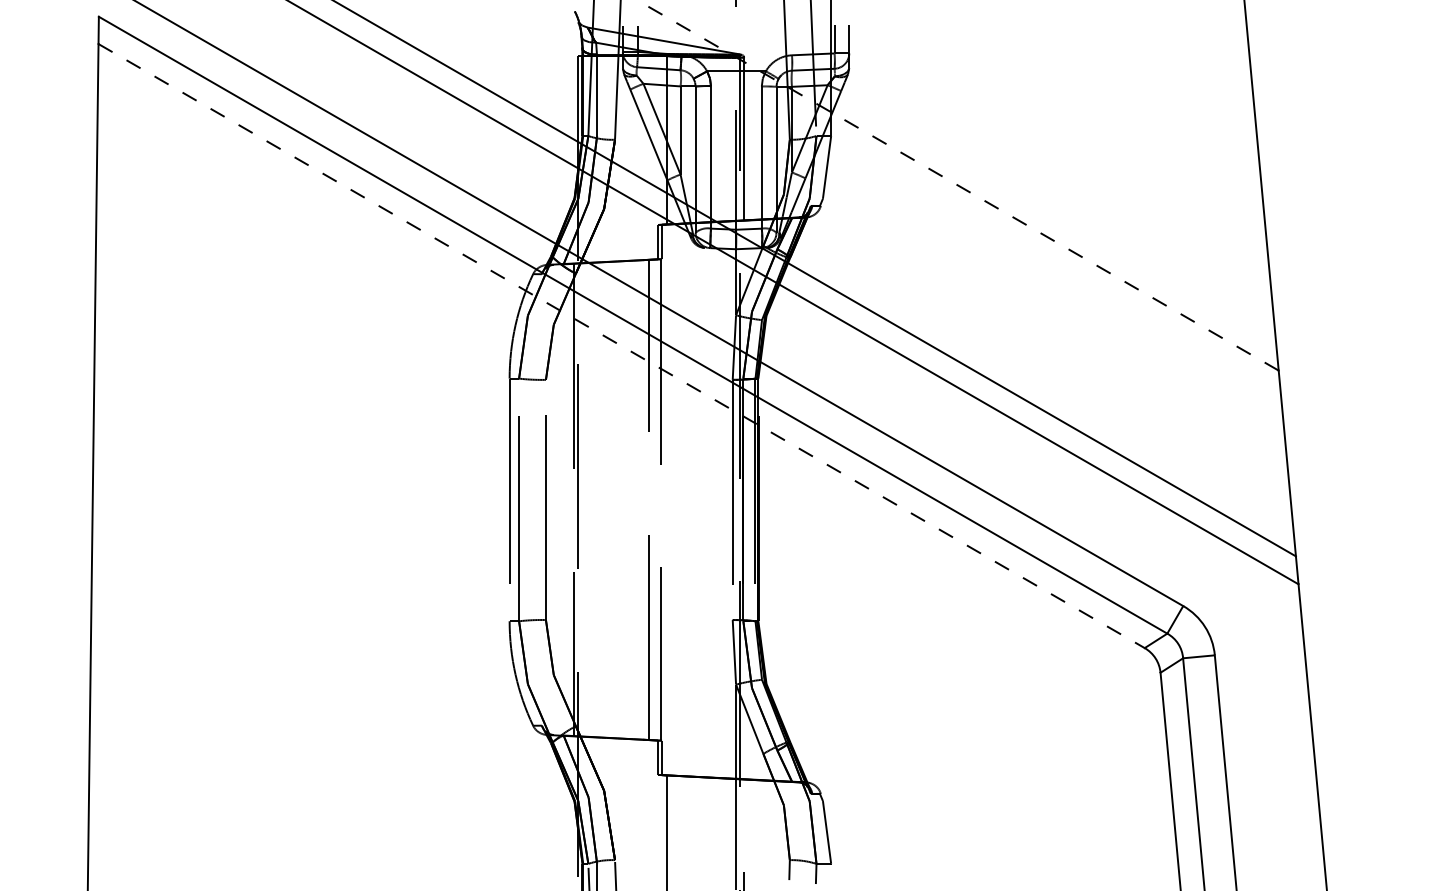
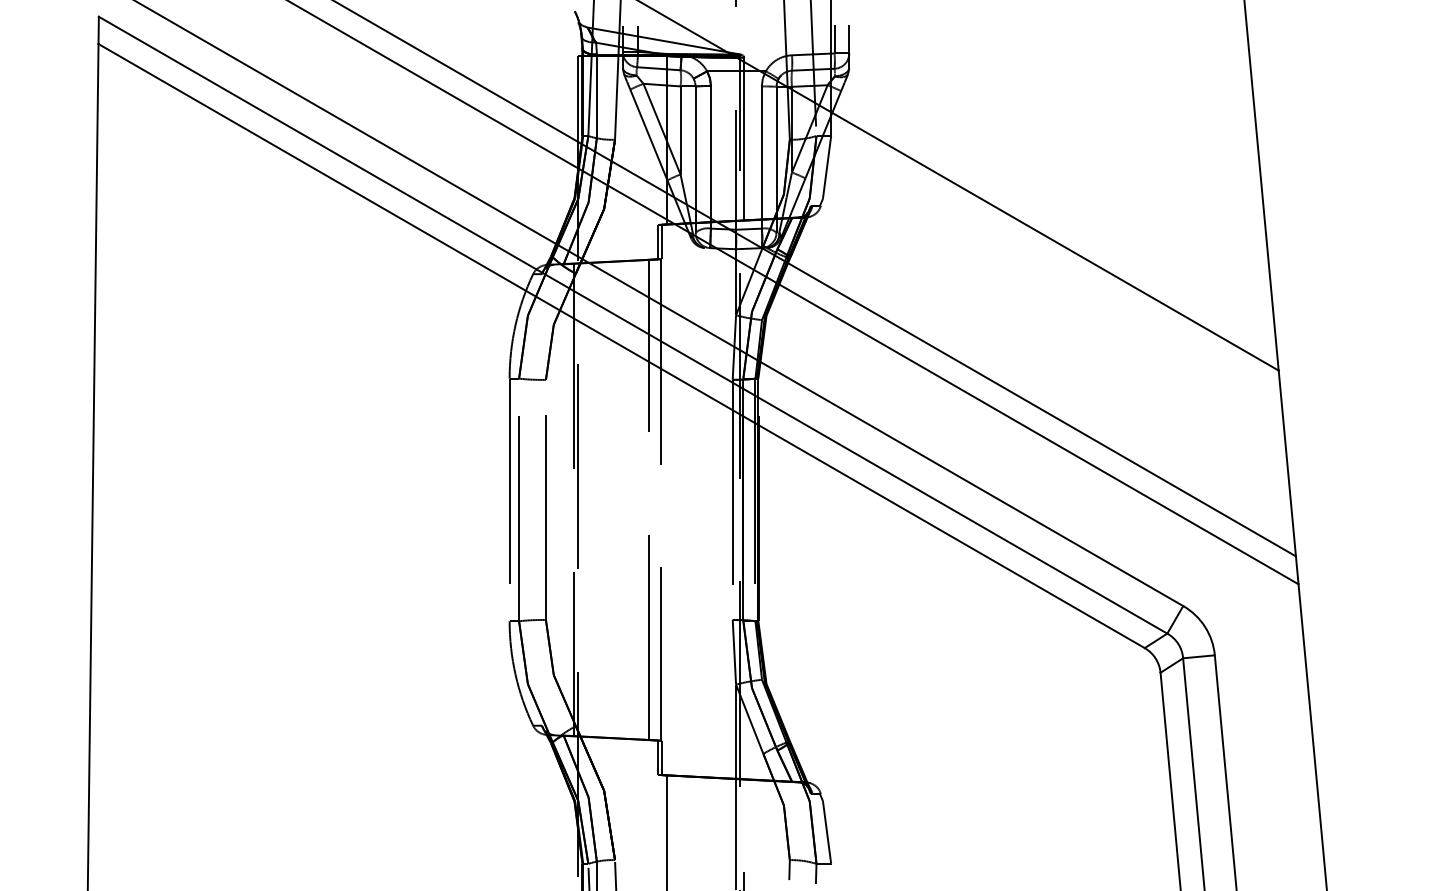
line: dashed -> solid (957, 185)
line: dashed -> solid (622, 346)
